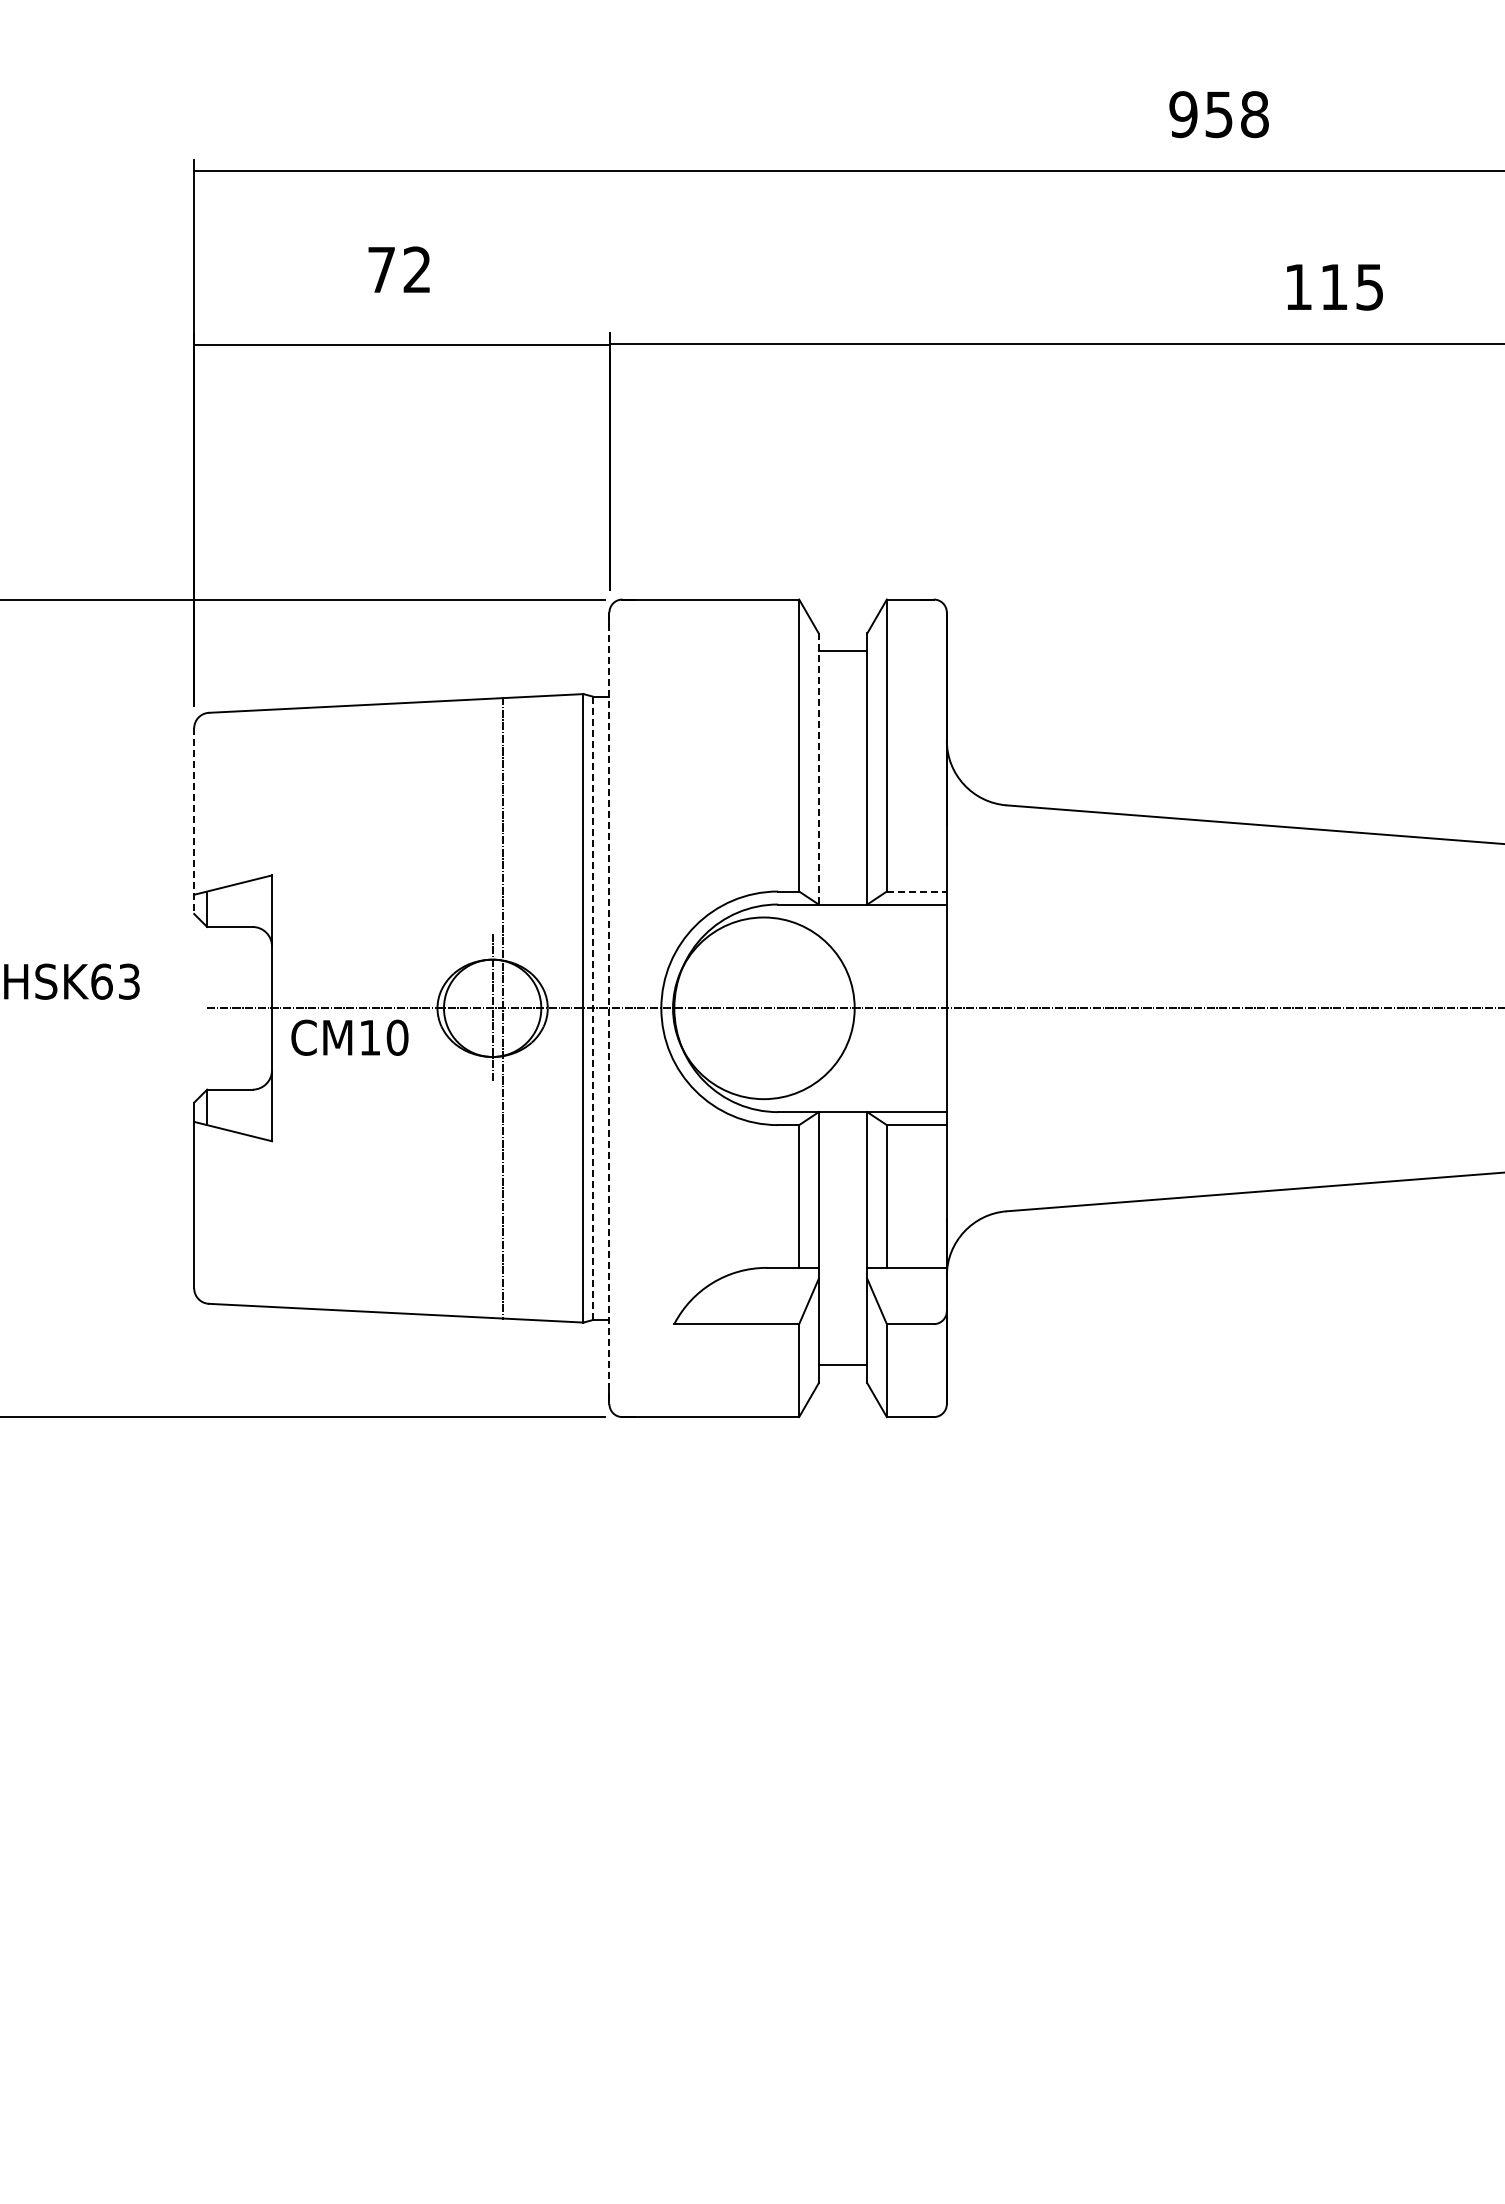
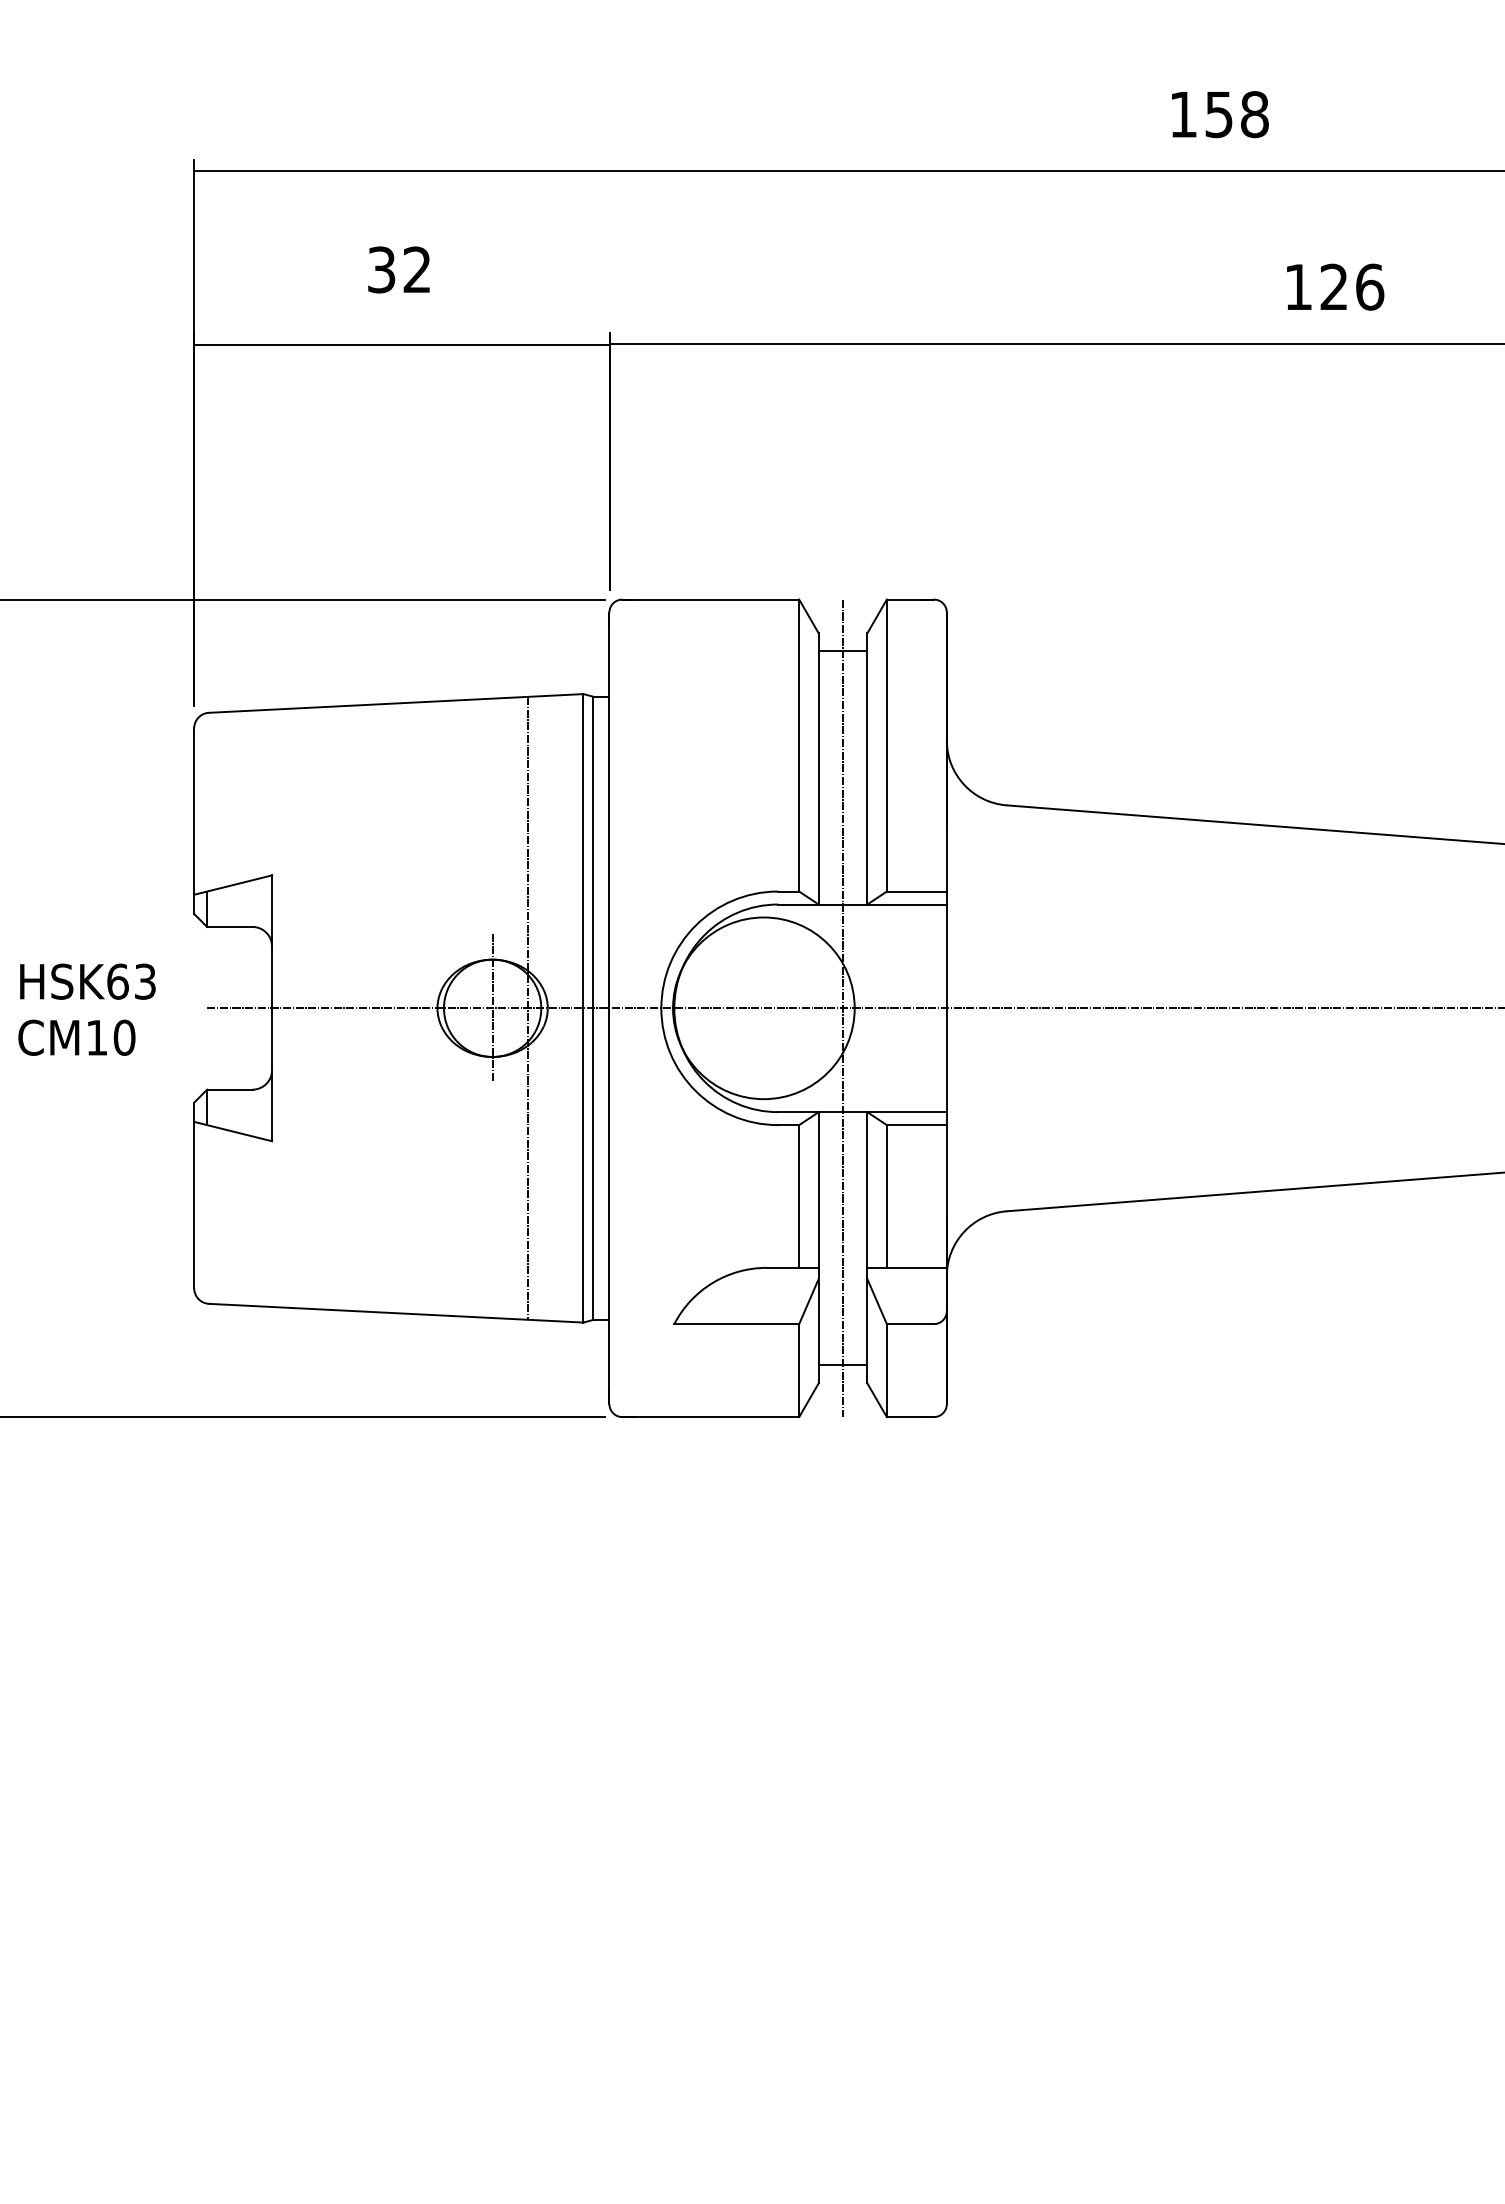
text: 958 -> 158 (1183, 114)
text: 72 -> 32 (381, 269)
text: 115 -> 126 (1352, 286)
line: dashed -> solid (818, 768)
line: dashed -> solid (194, 821)
line: dashed -> solid (916, 891)
text position: (71, 981) -> (87, 981) (87, 981)
line position: (502, 1007) -> (527, 1007) (527, 1007)
line: dashed -> solid (593, 1008)
line: dashed -> solid (609, 1008)
line: none -> present (843, 1008)
text position: (349, 1037) -> (76, 1037) (76, 1037)
